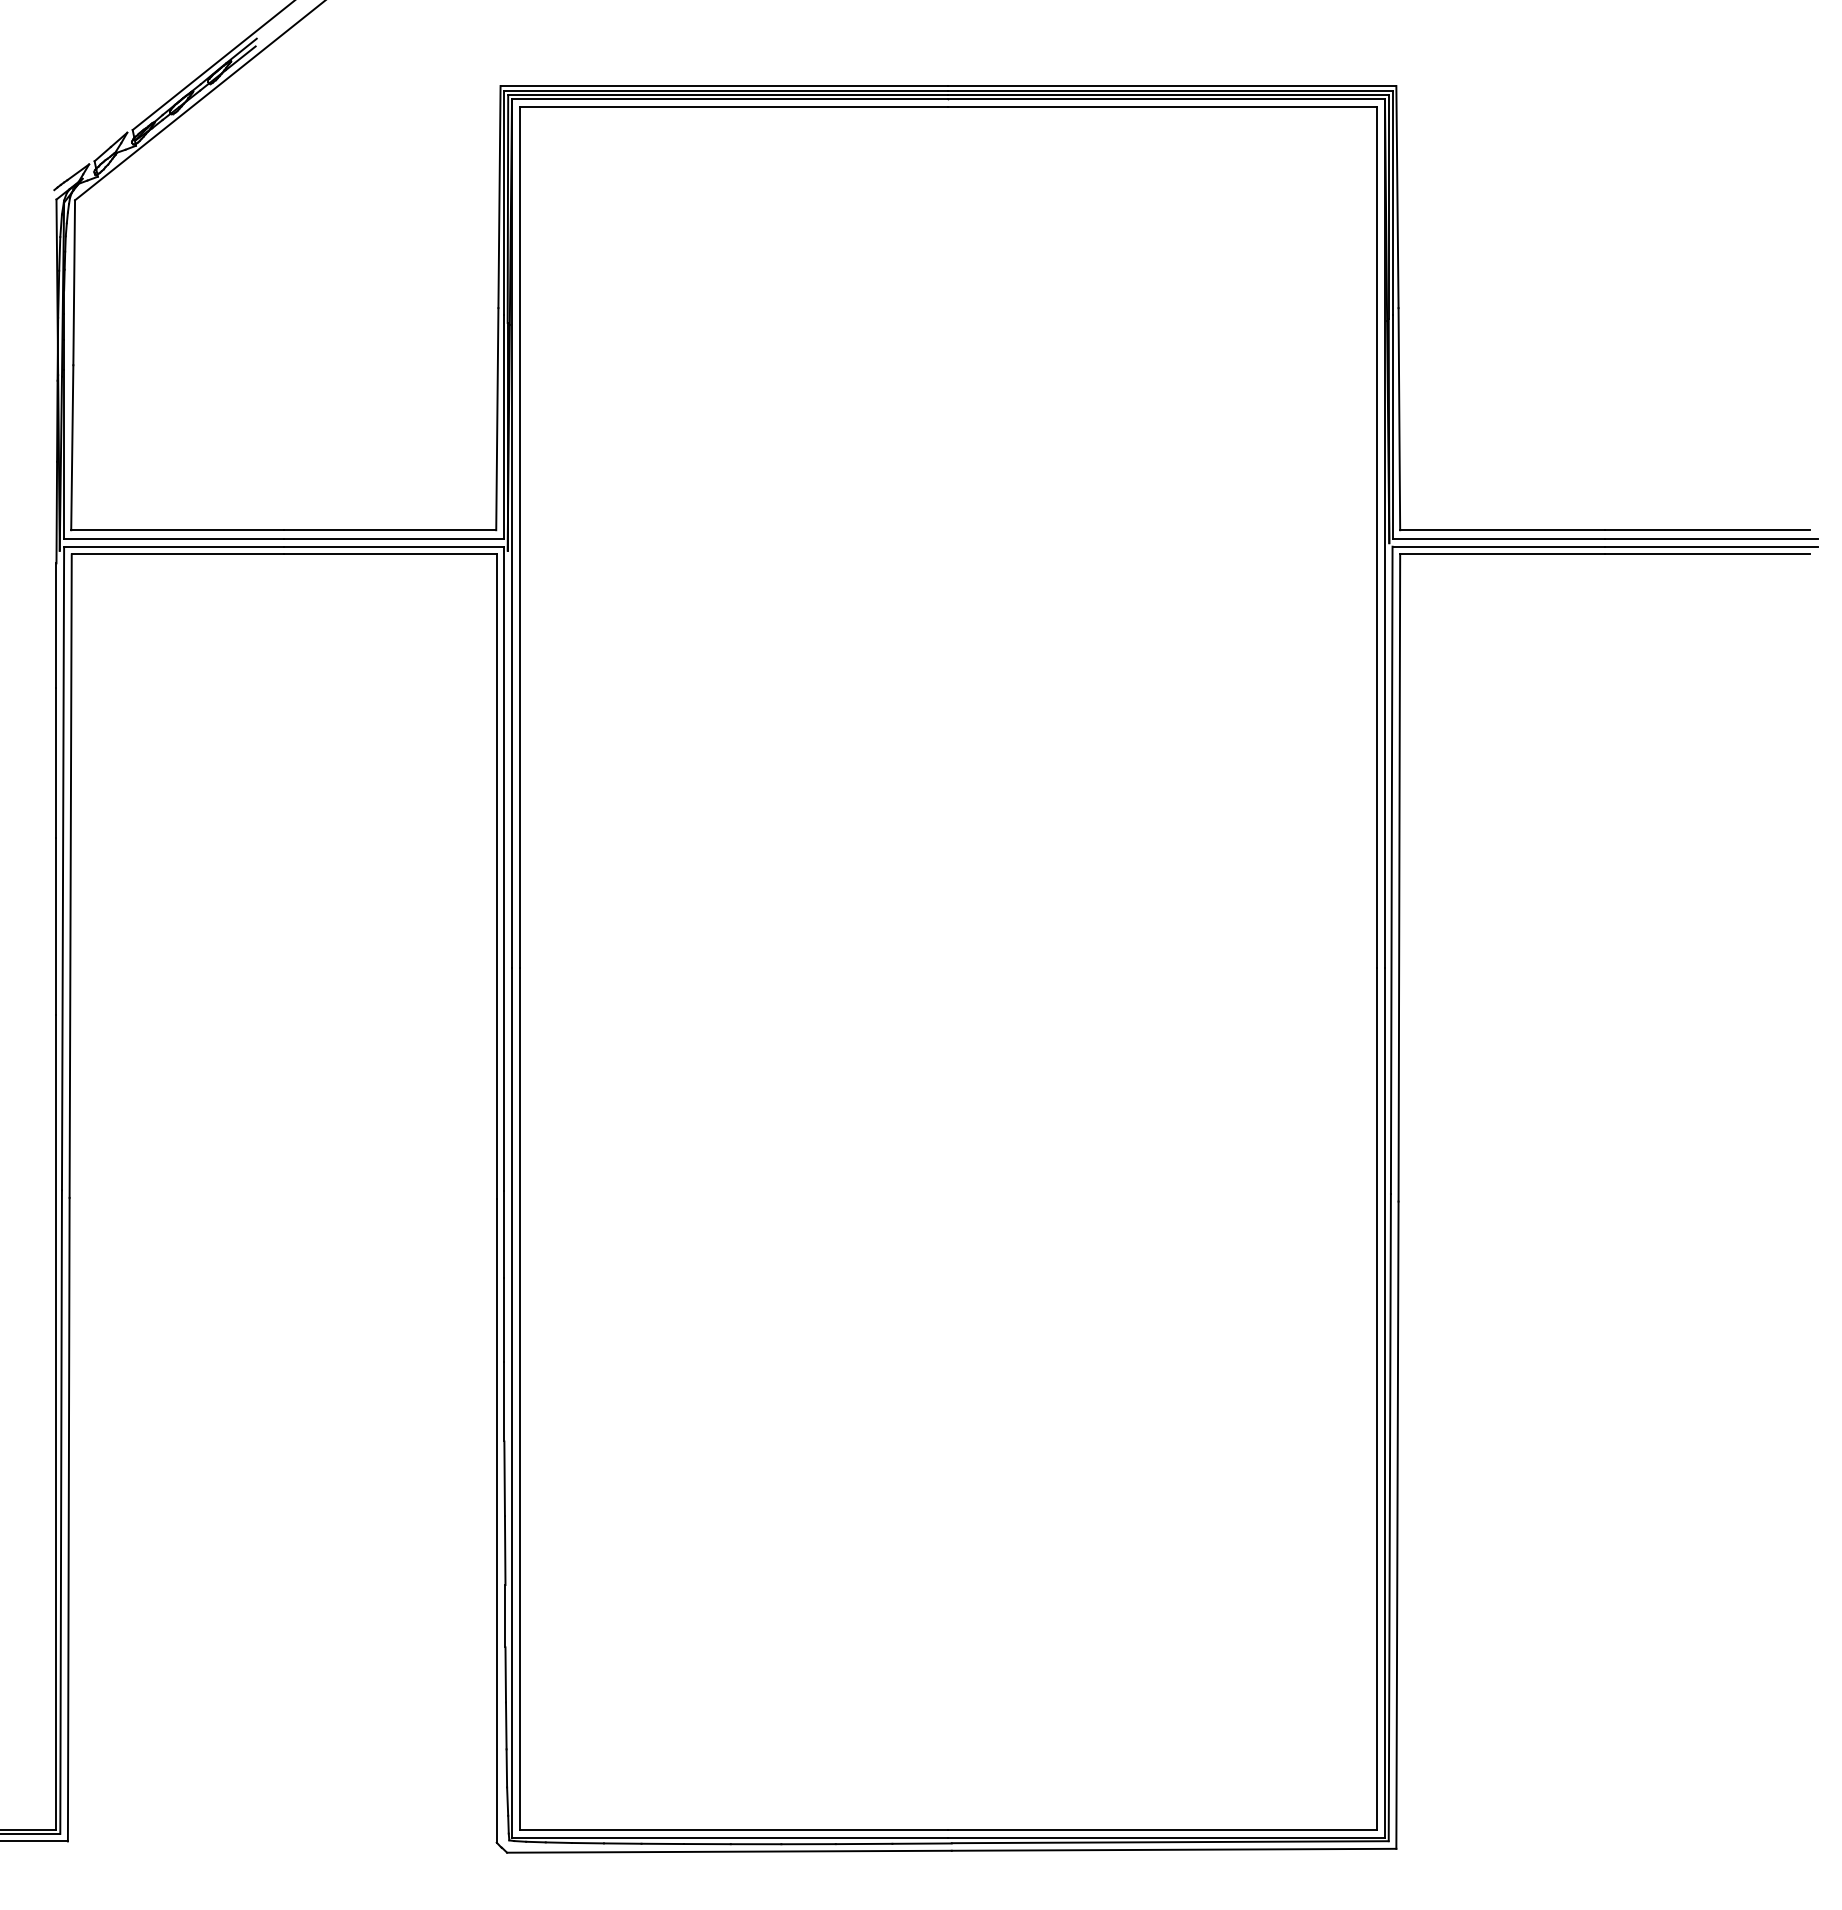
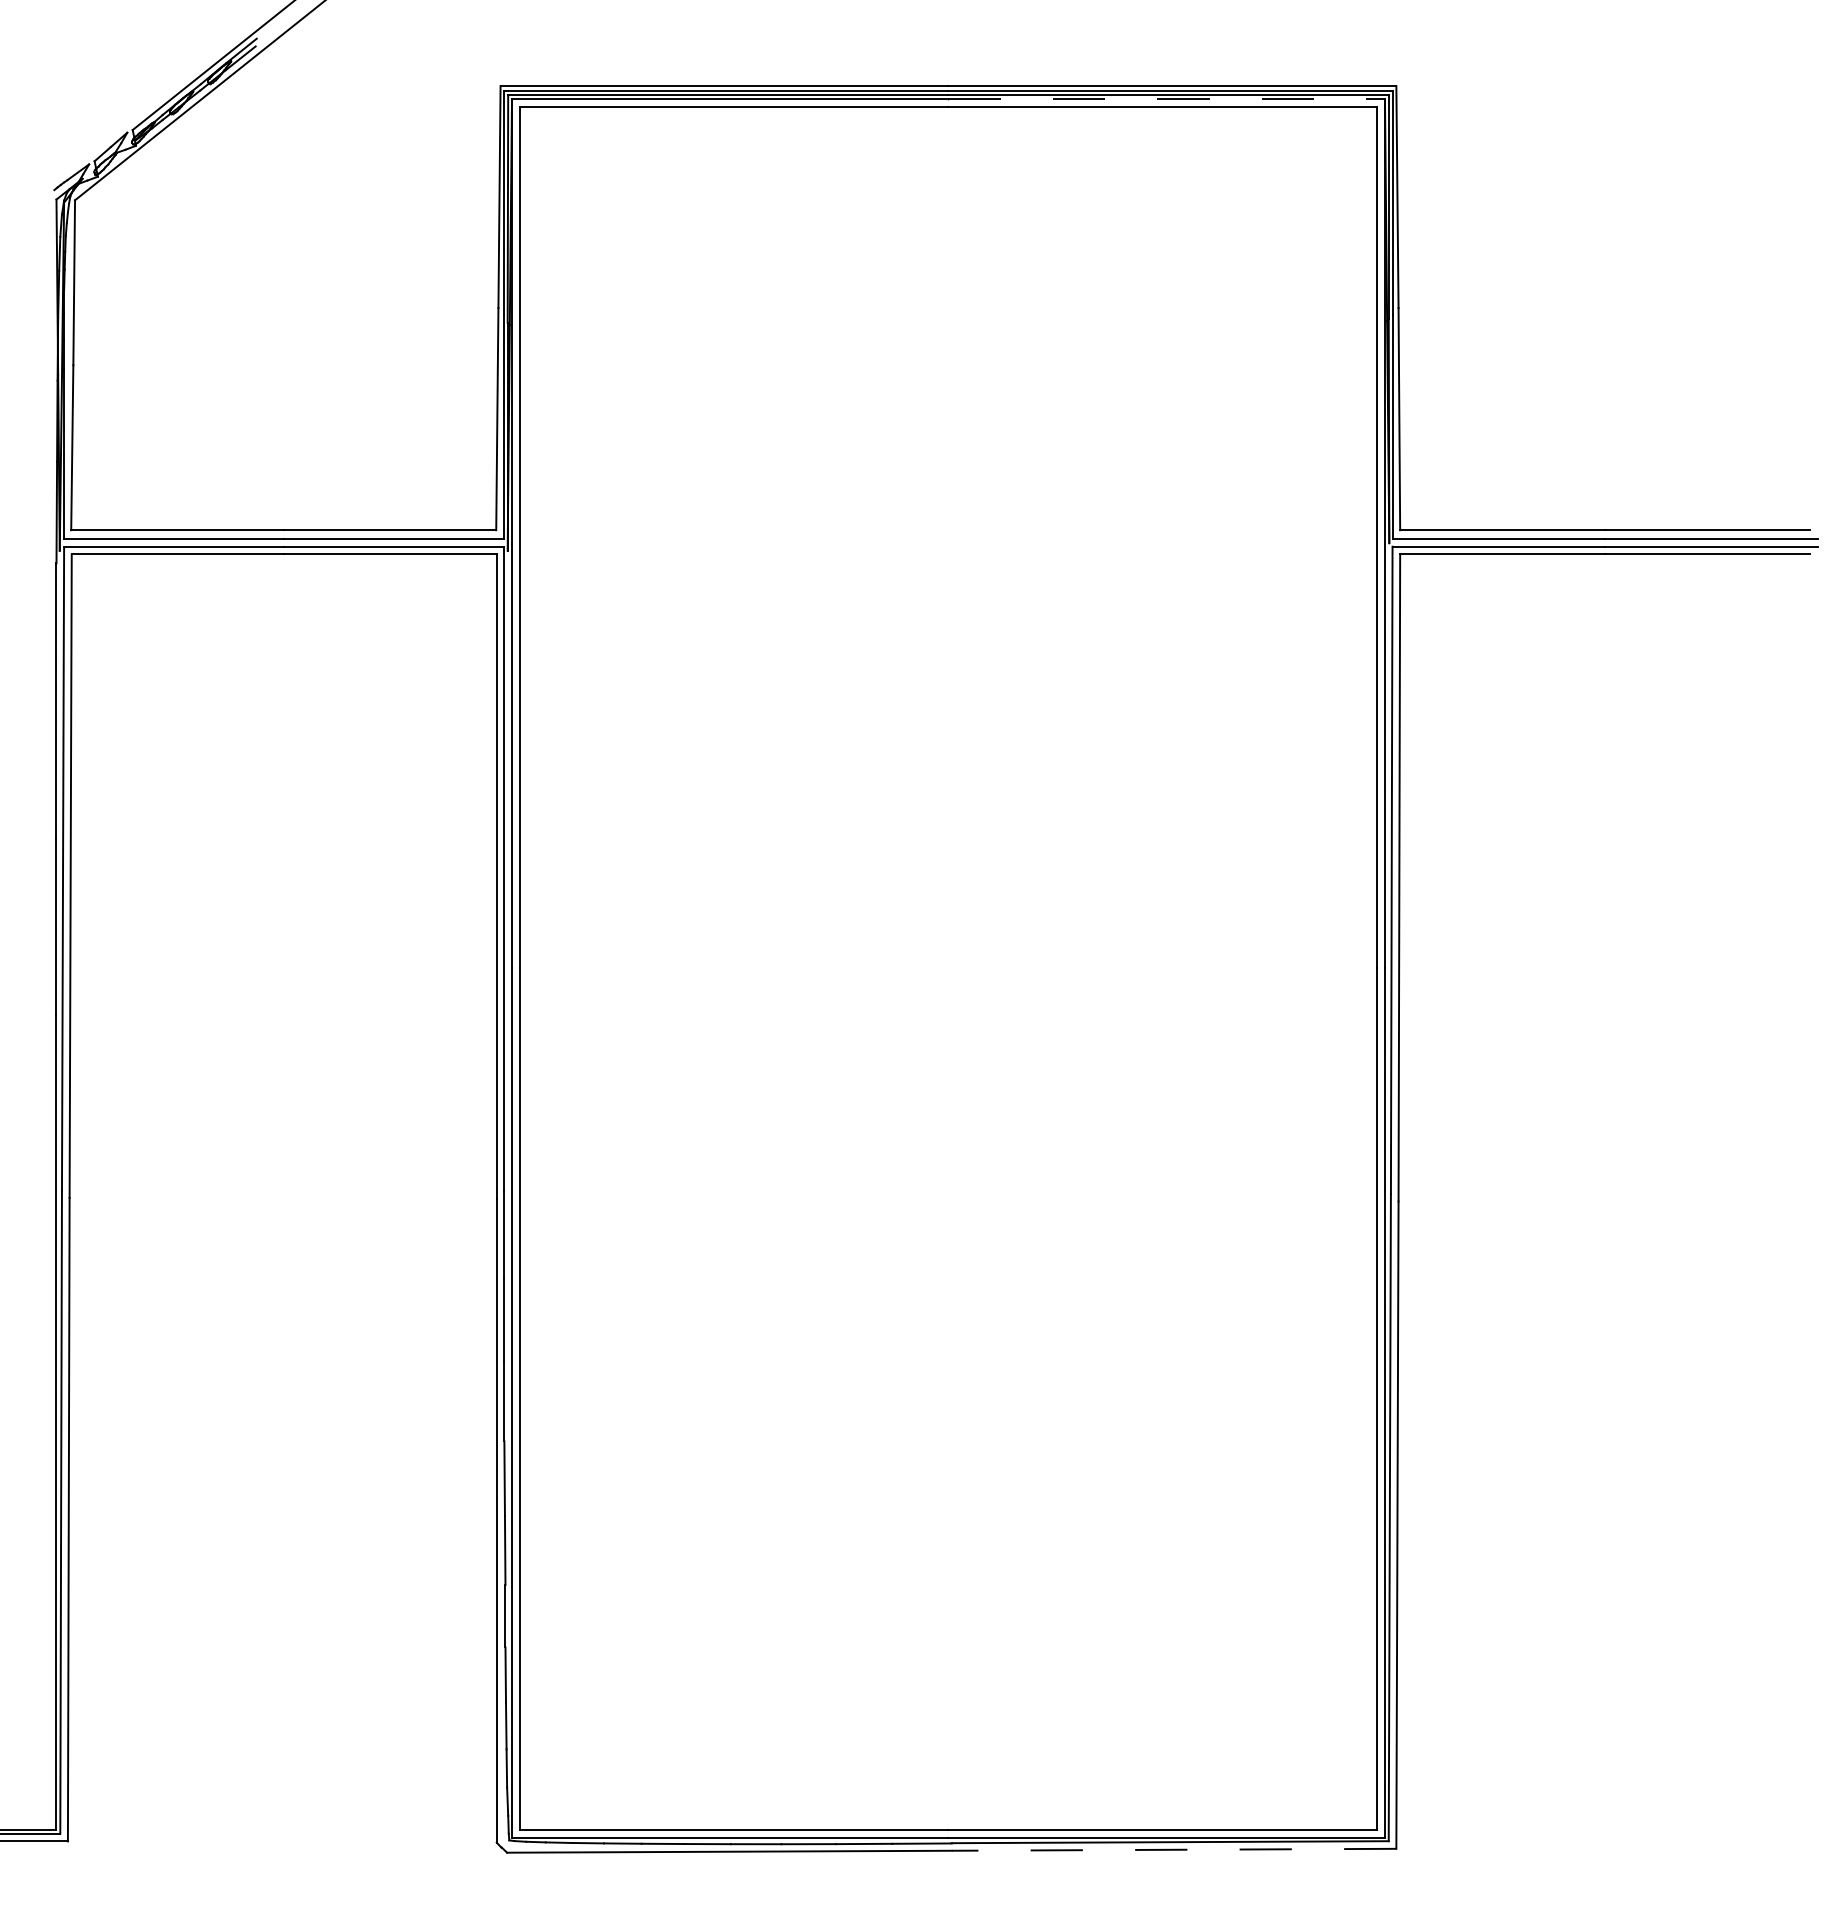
line: solid -> dashed (1167, 99)
line: solid -> dashed (1173, 1849)
